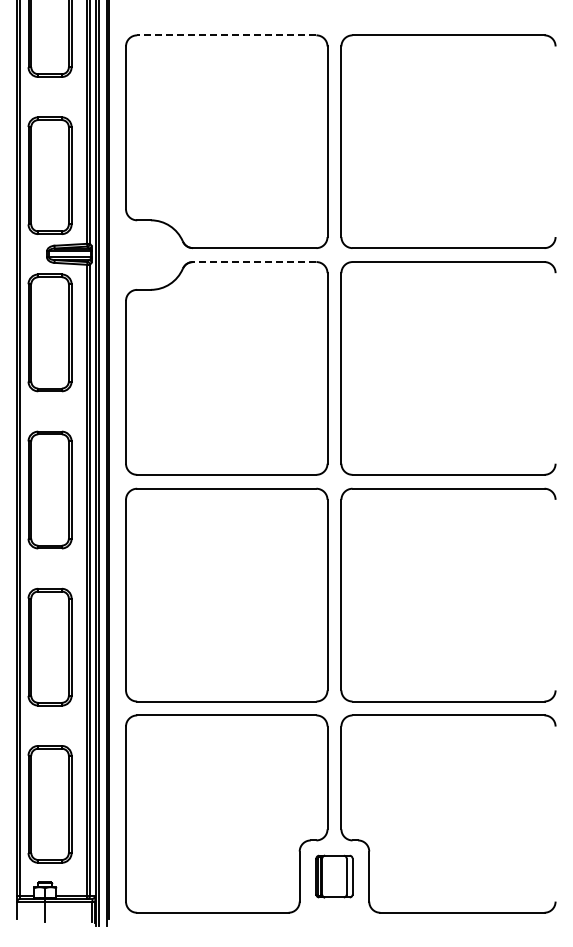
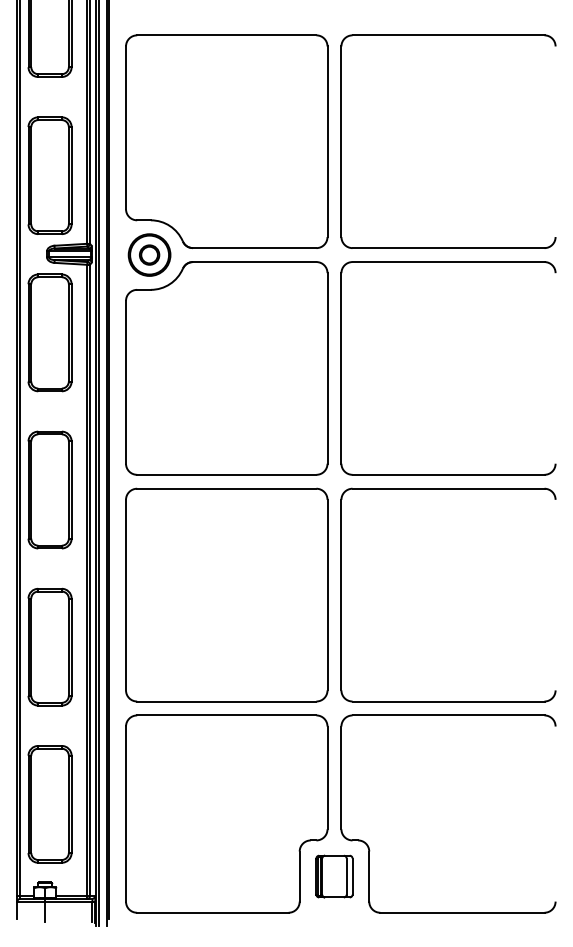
line: dashed -> solid (226, 35)
part: none -> present (149, 254)
line: dashed -> solid (254, 262)
